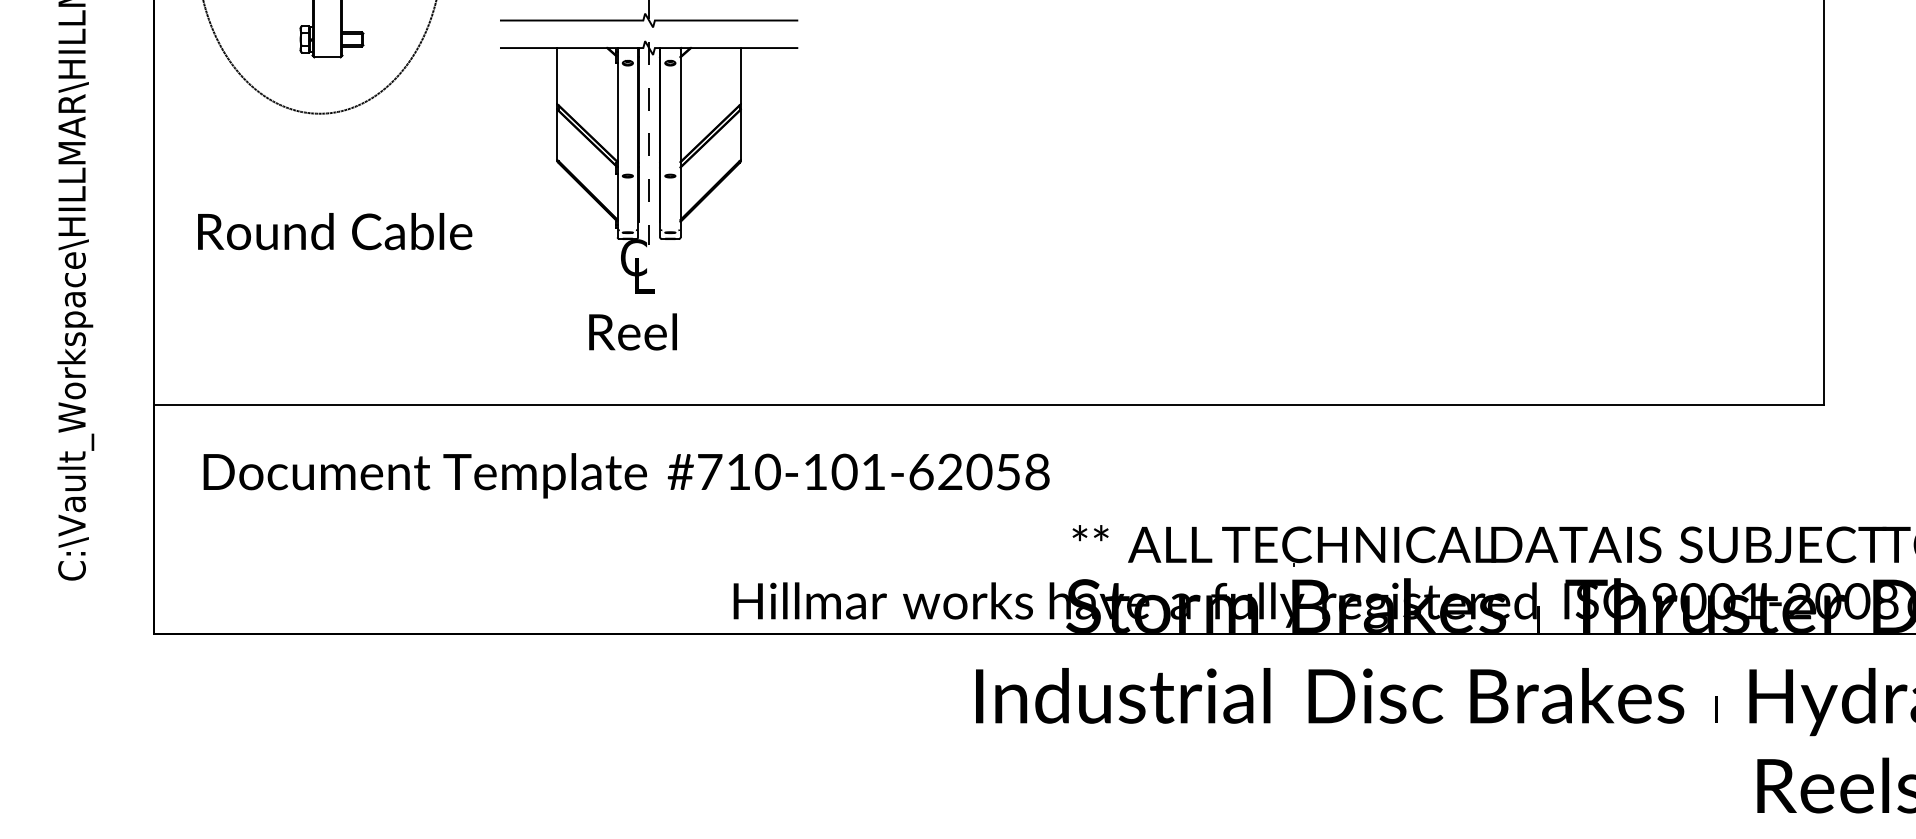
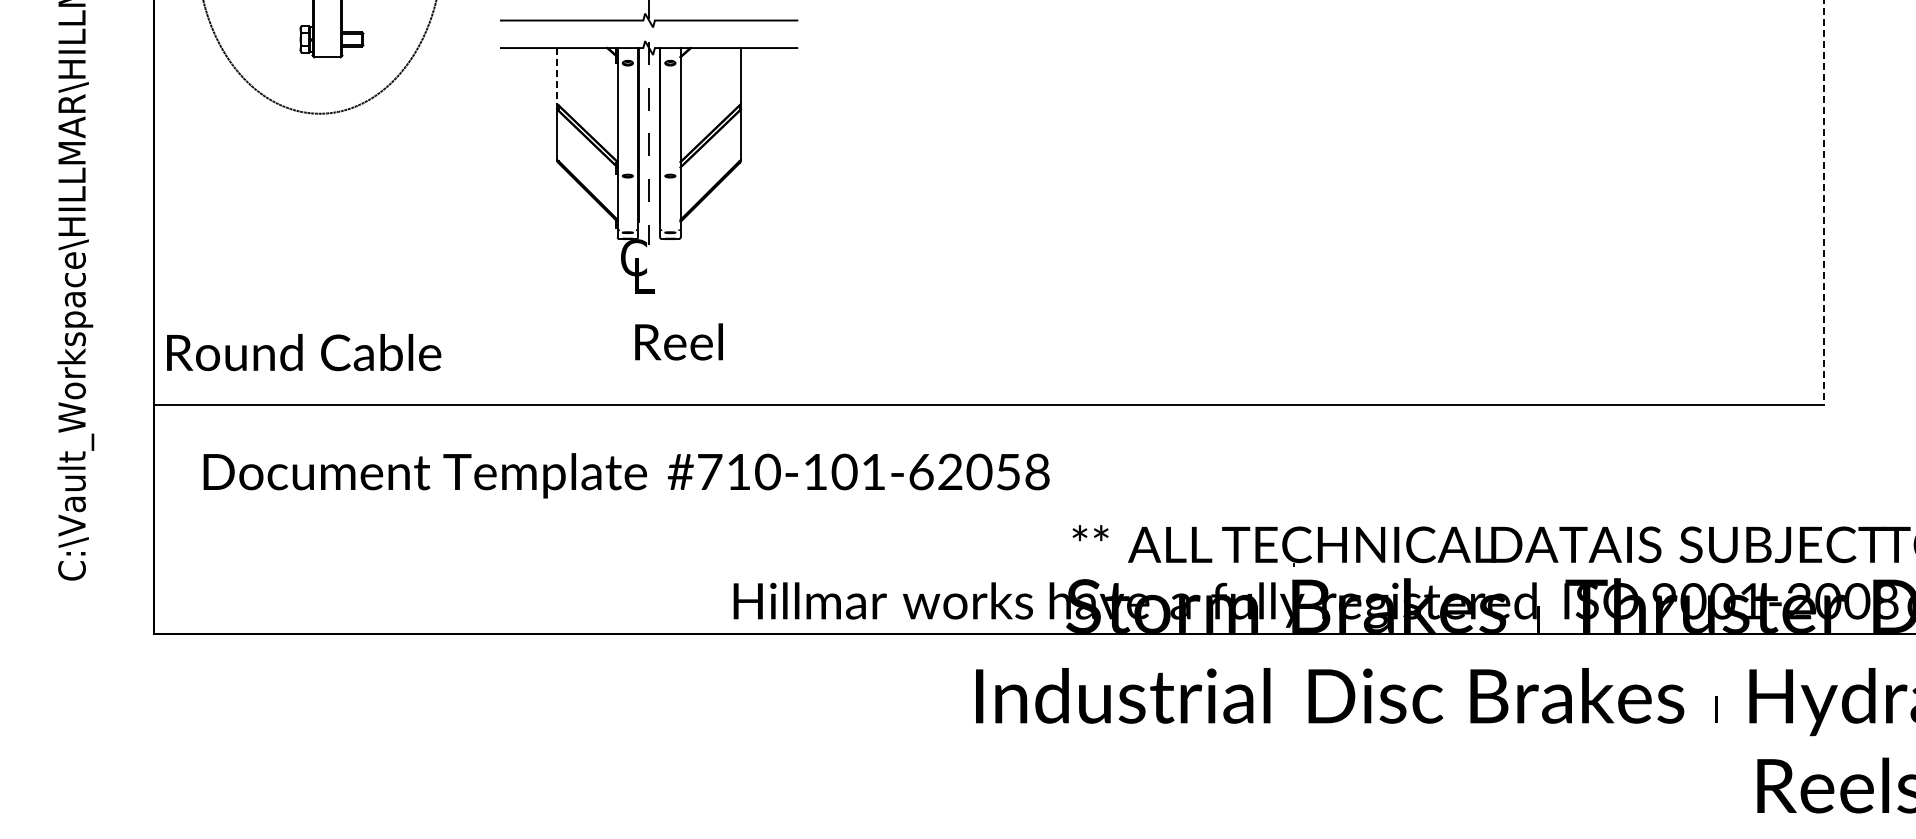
line: solid -> dashed (556, 76)
line: solid -> dashed (1823, 202)
text position: (335, 231) -> (304, 352) (304, 352)
text position: (632, 331) -> (678, 341) (678, 341)
